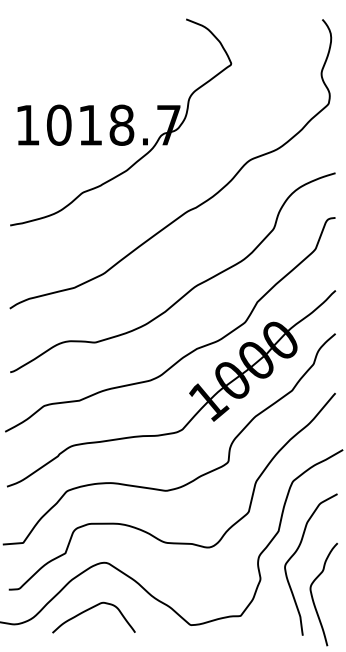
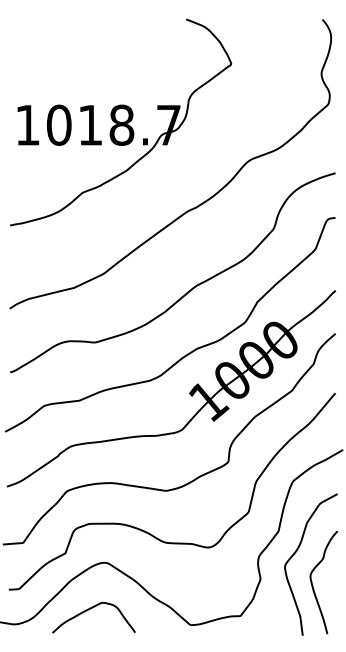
curve position: (313, 597) -> (313, 585) (313, 585)
